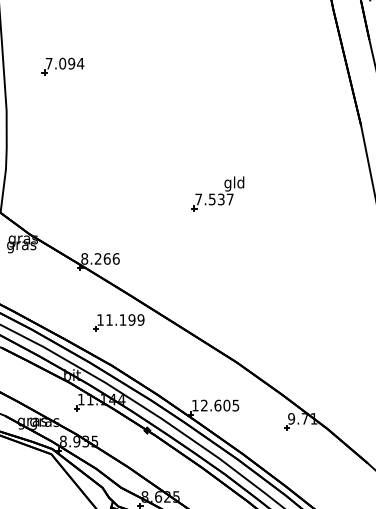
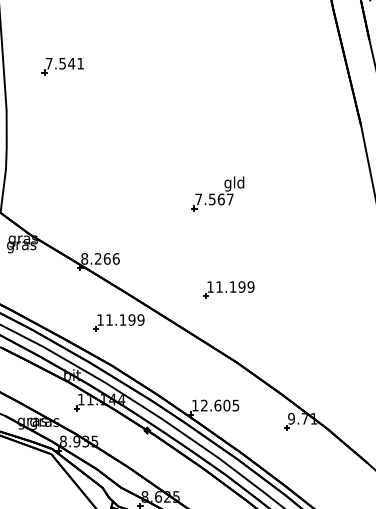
text: 7.094 -> 7.541 (71, 63)
text: 7.537 -> 7.567 (220, 199)
part: none -> present (228, 289)
